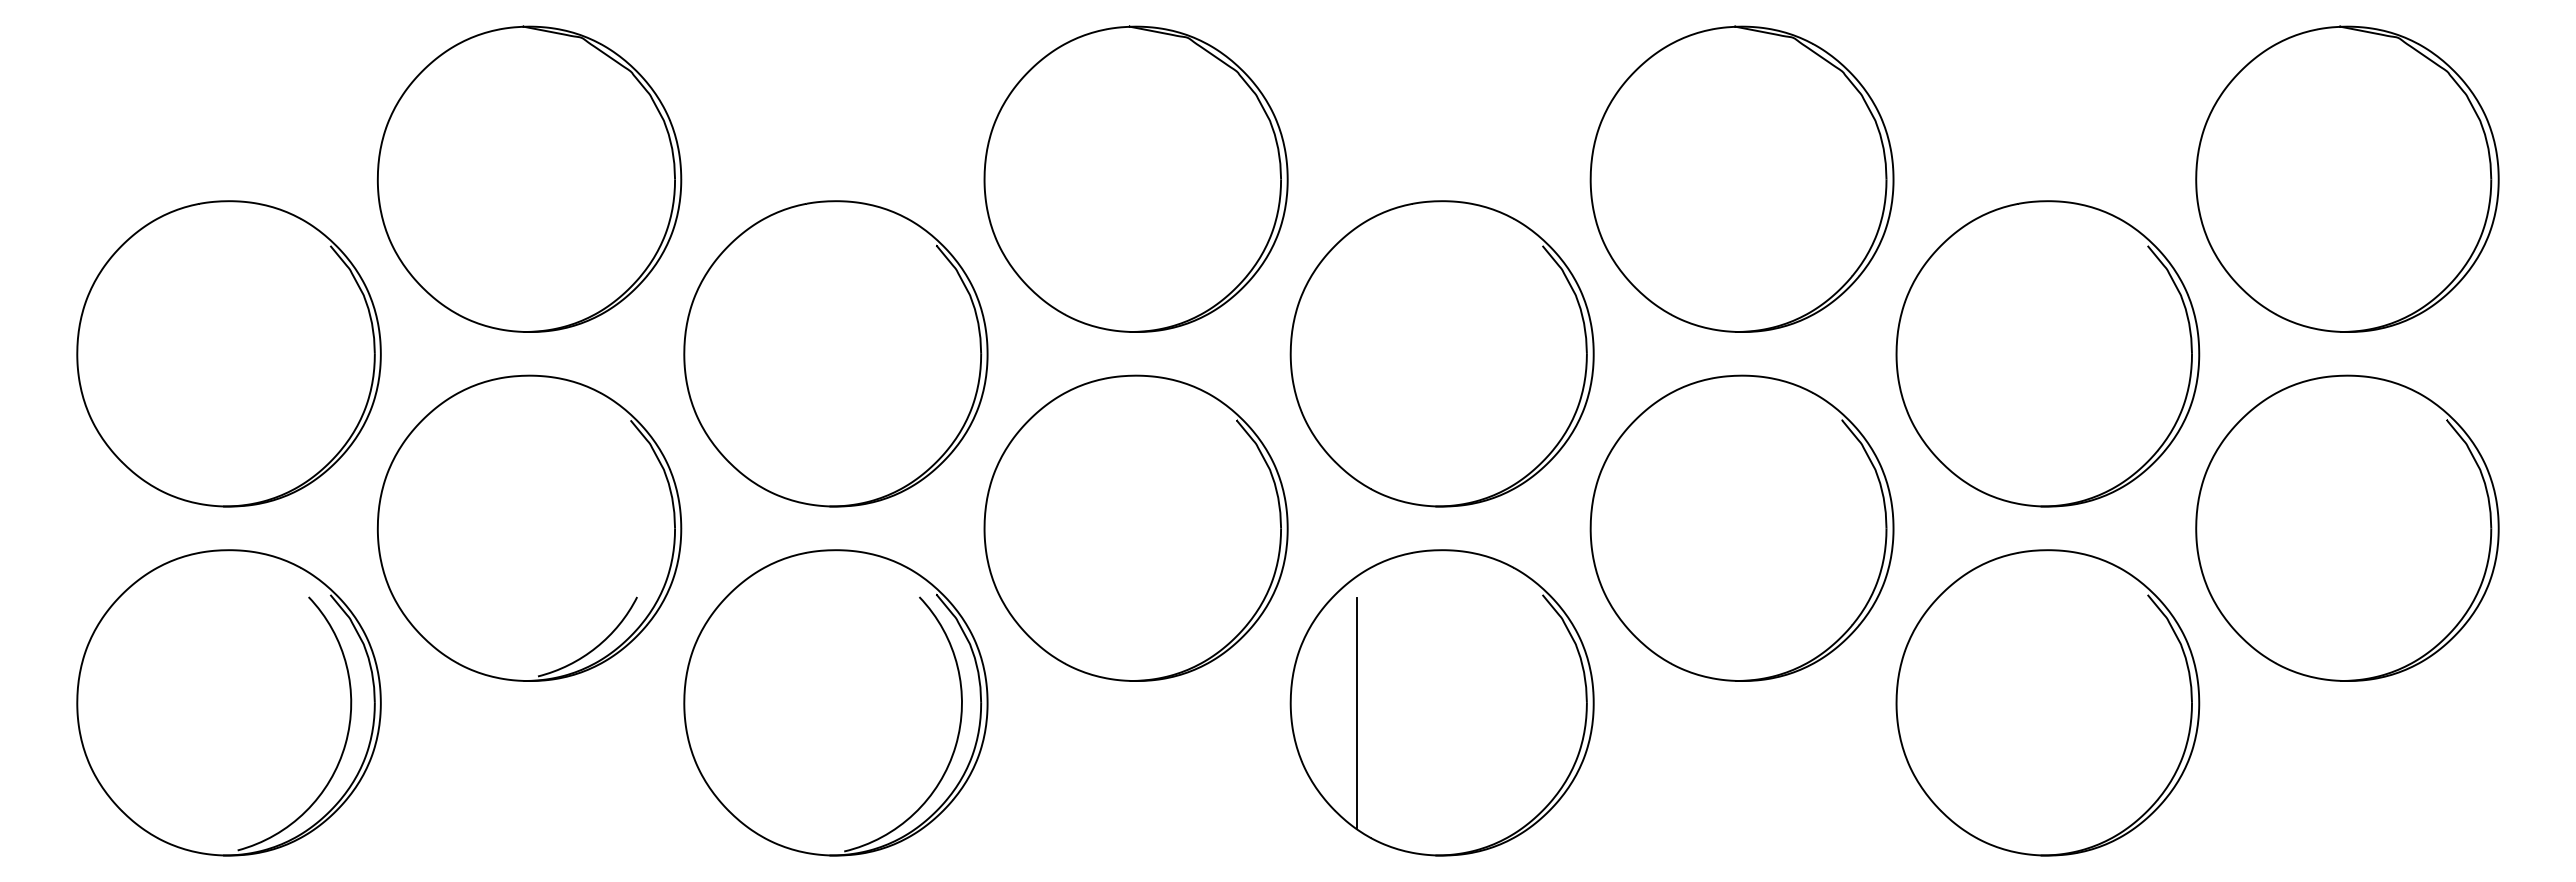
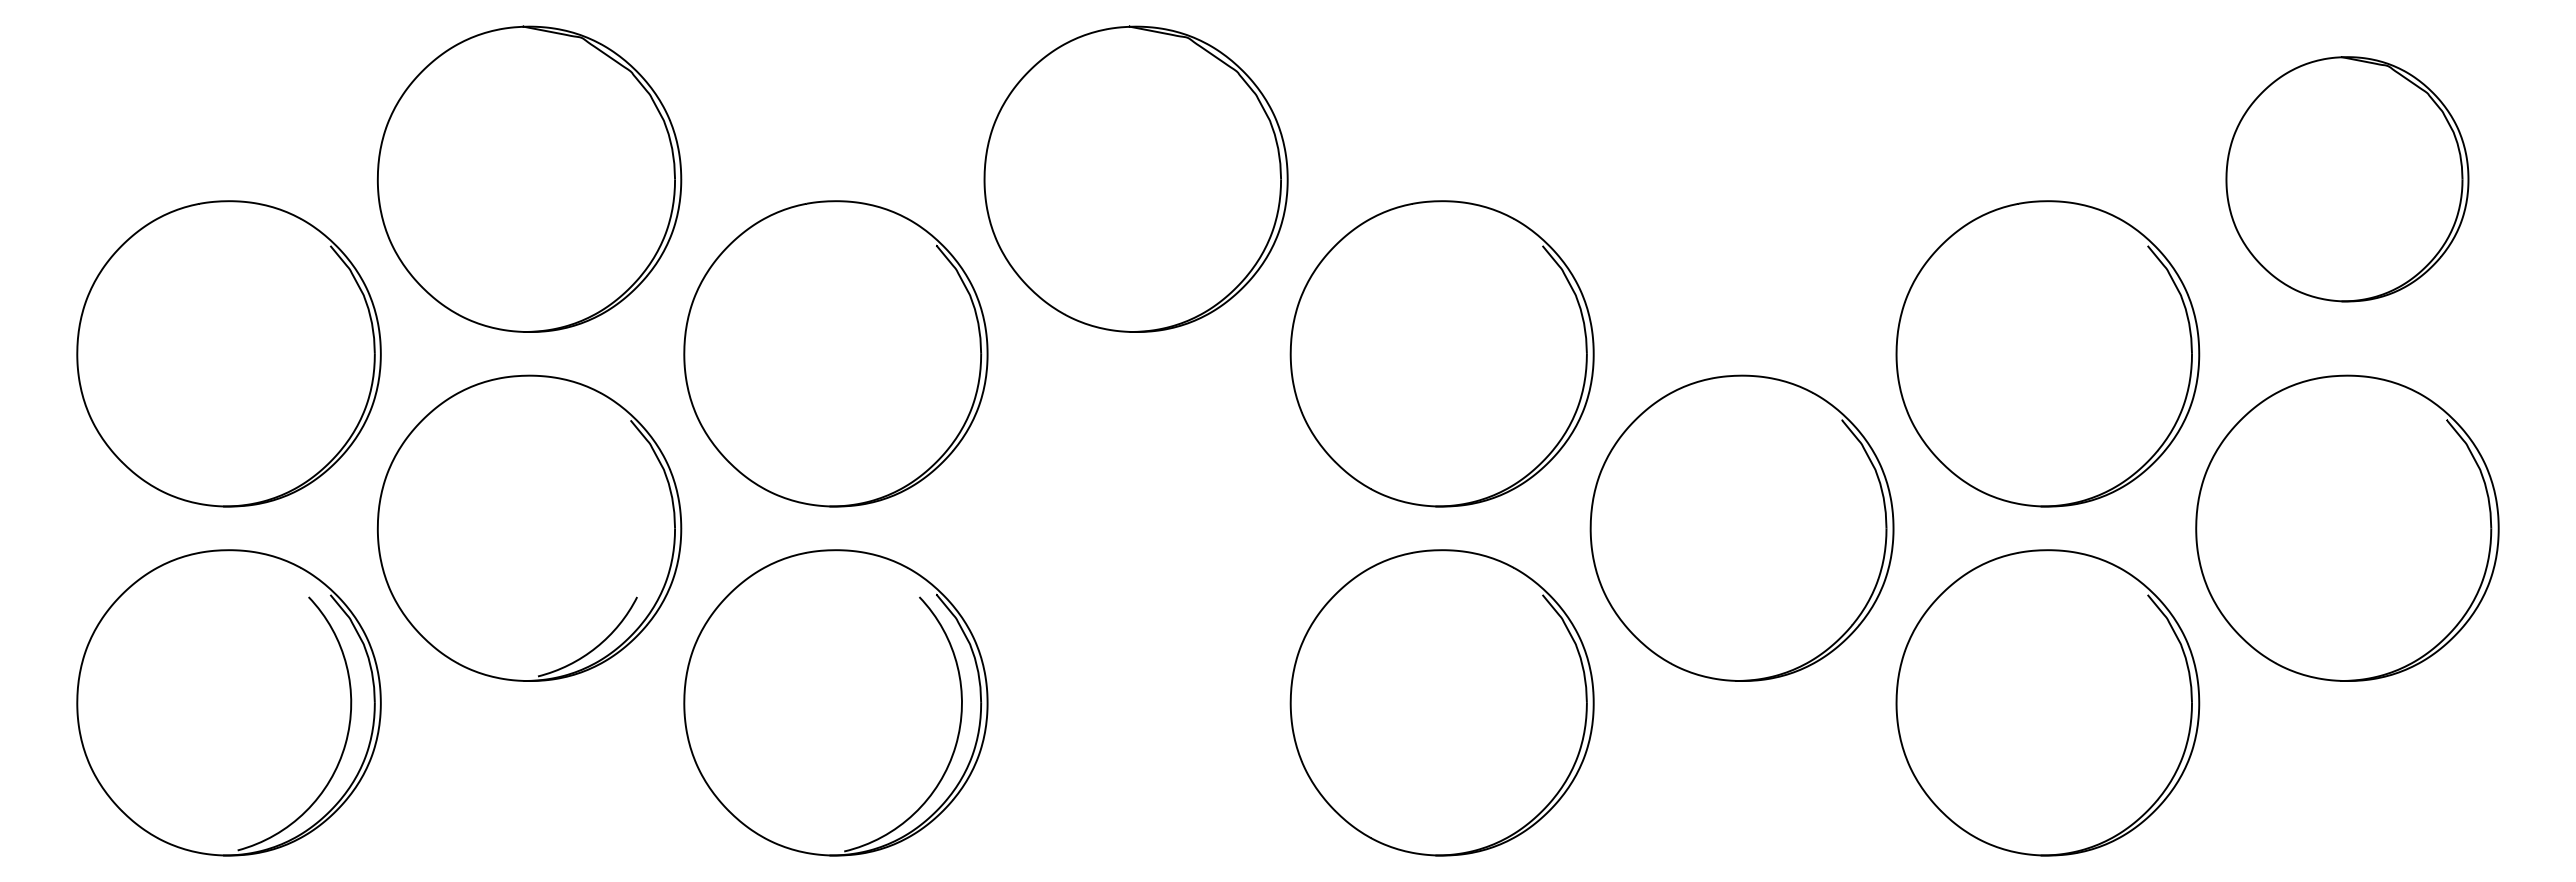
part: present -> none (1741, 178)
part size: 305x308 px -> 245x247 px (2347, 179)
part: present -> none (1135, 527)
line: present -> none (1357, 712)
